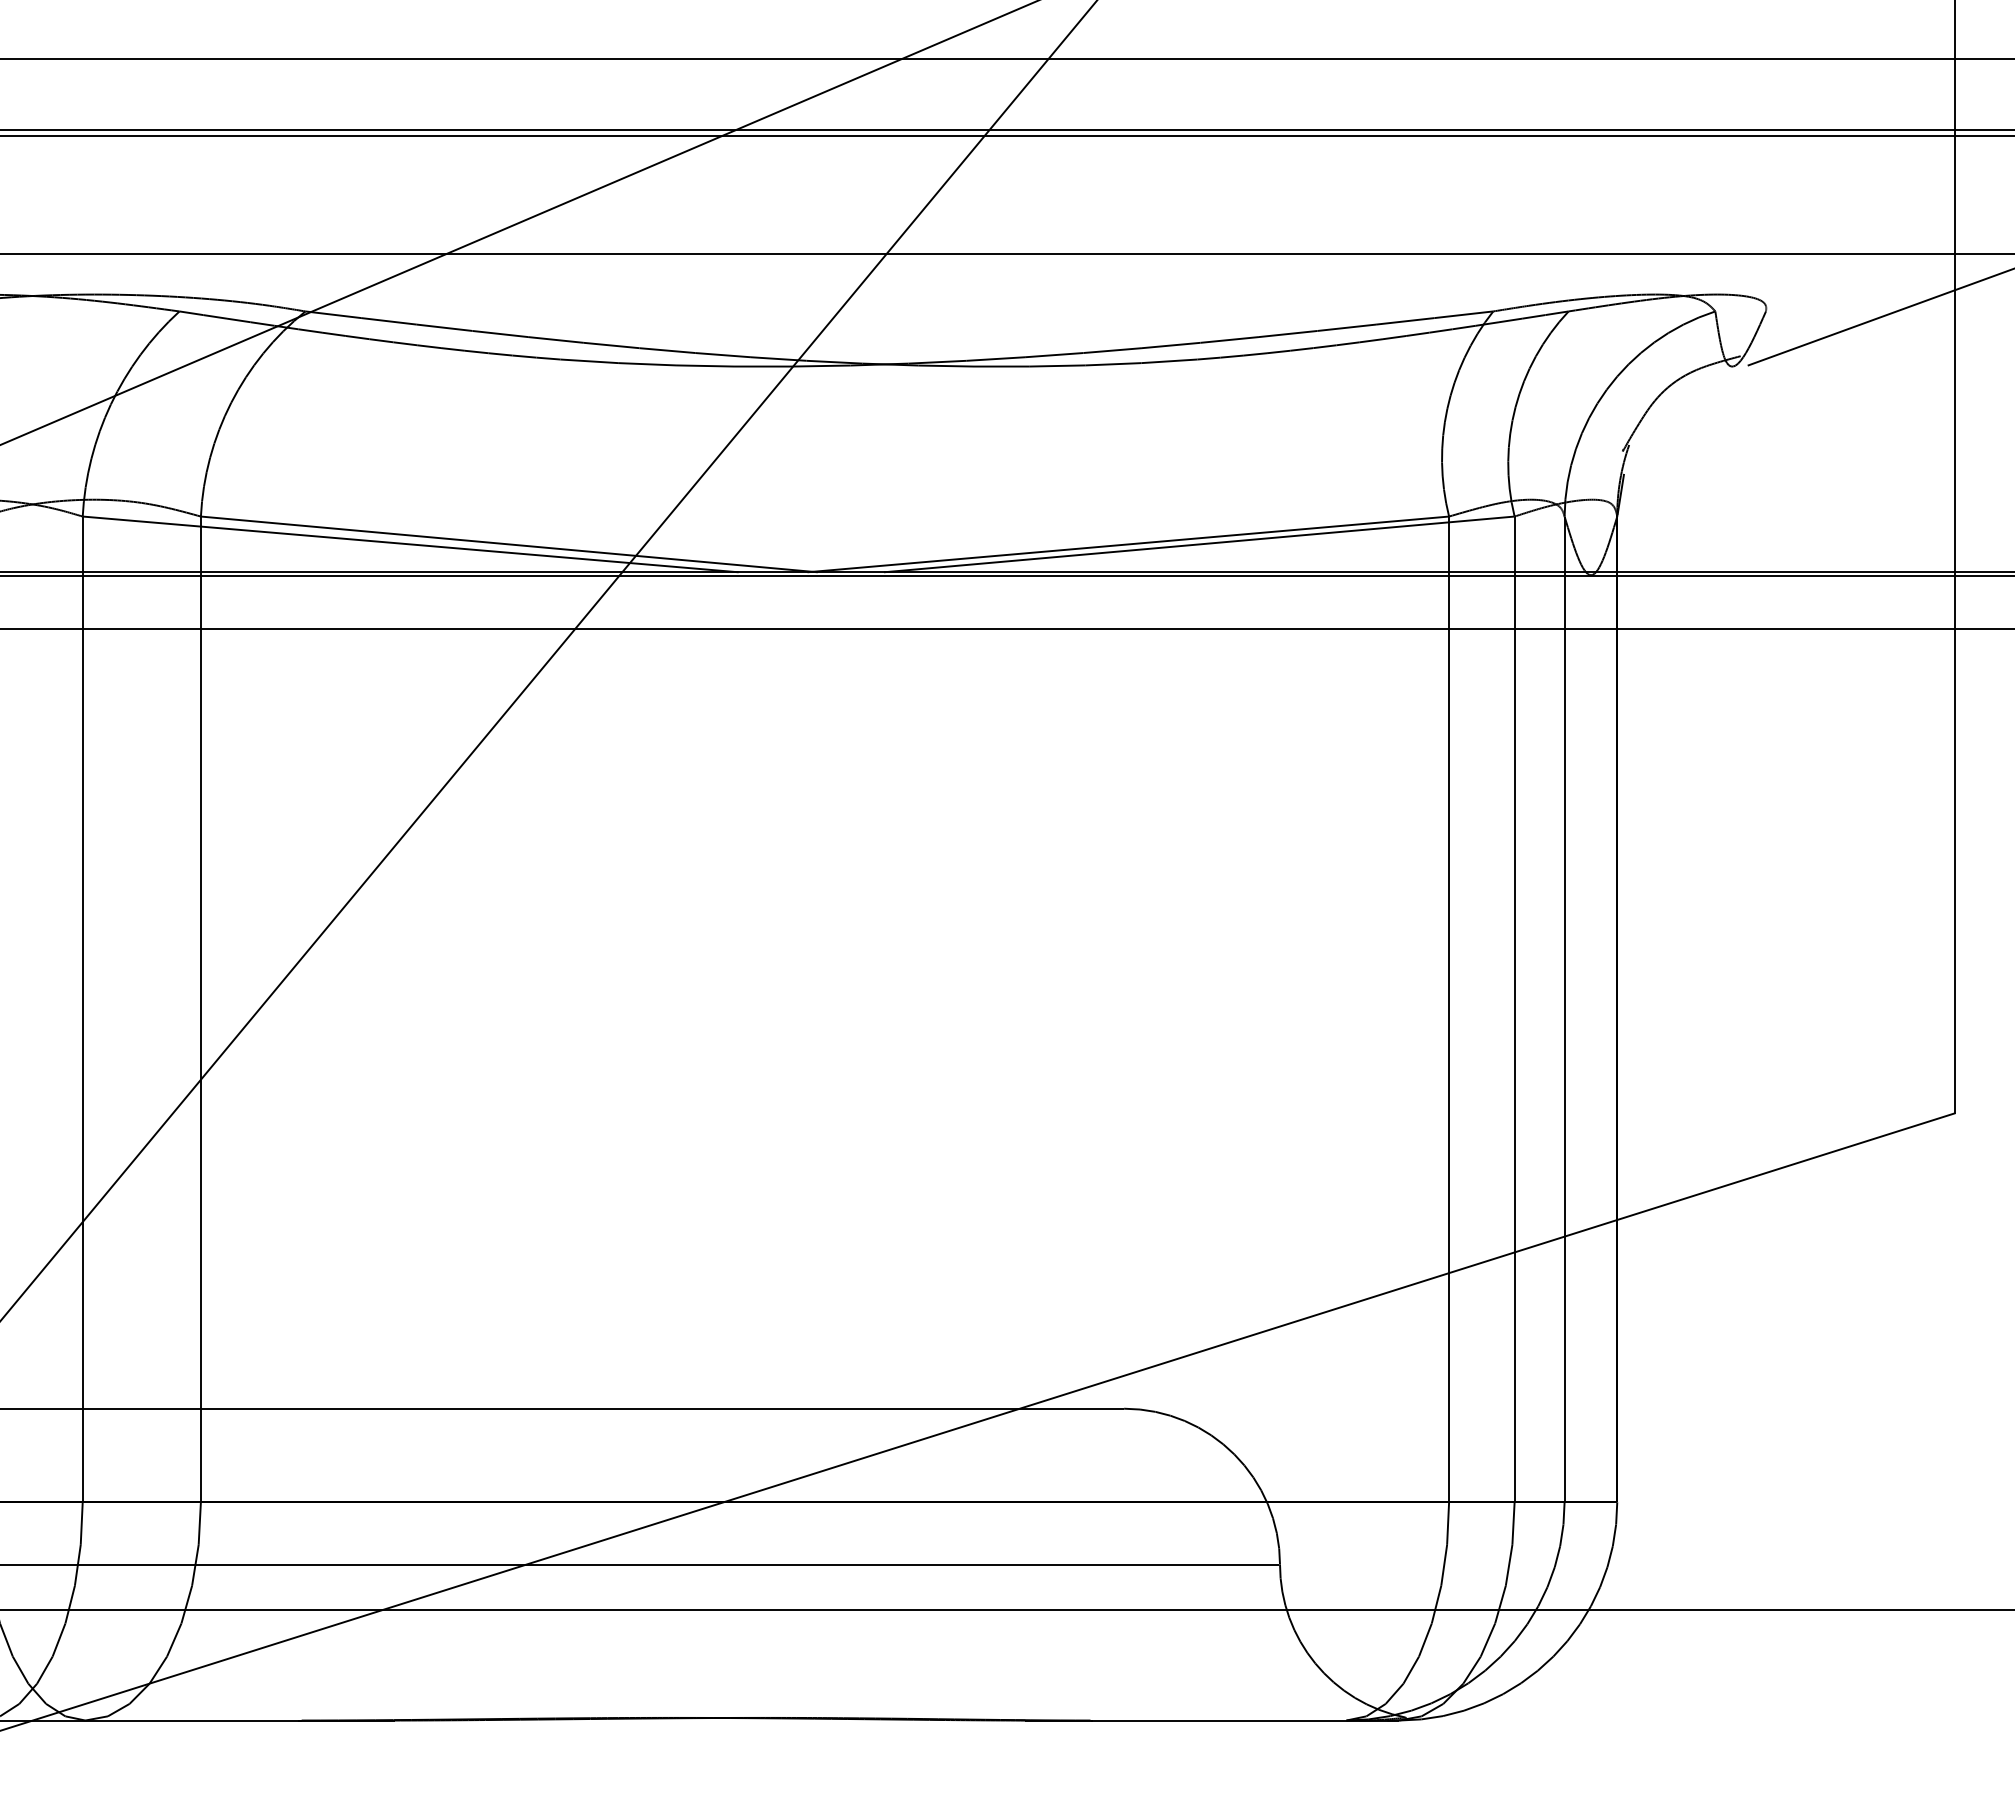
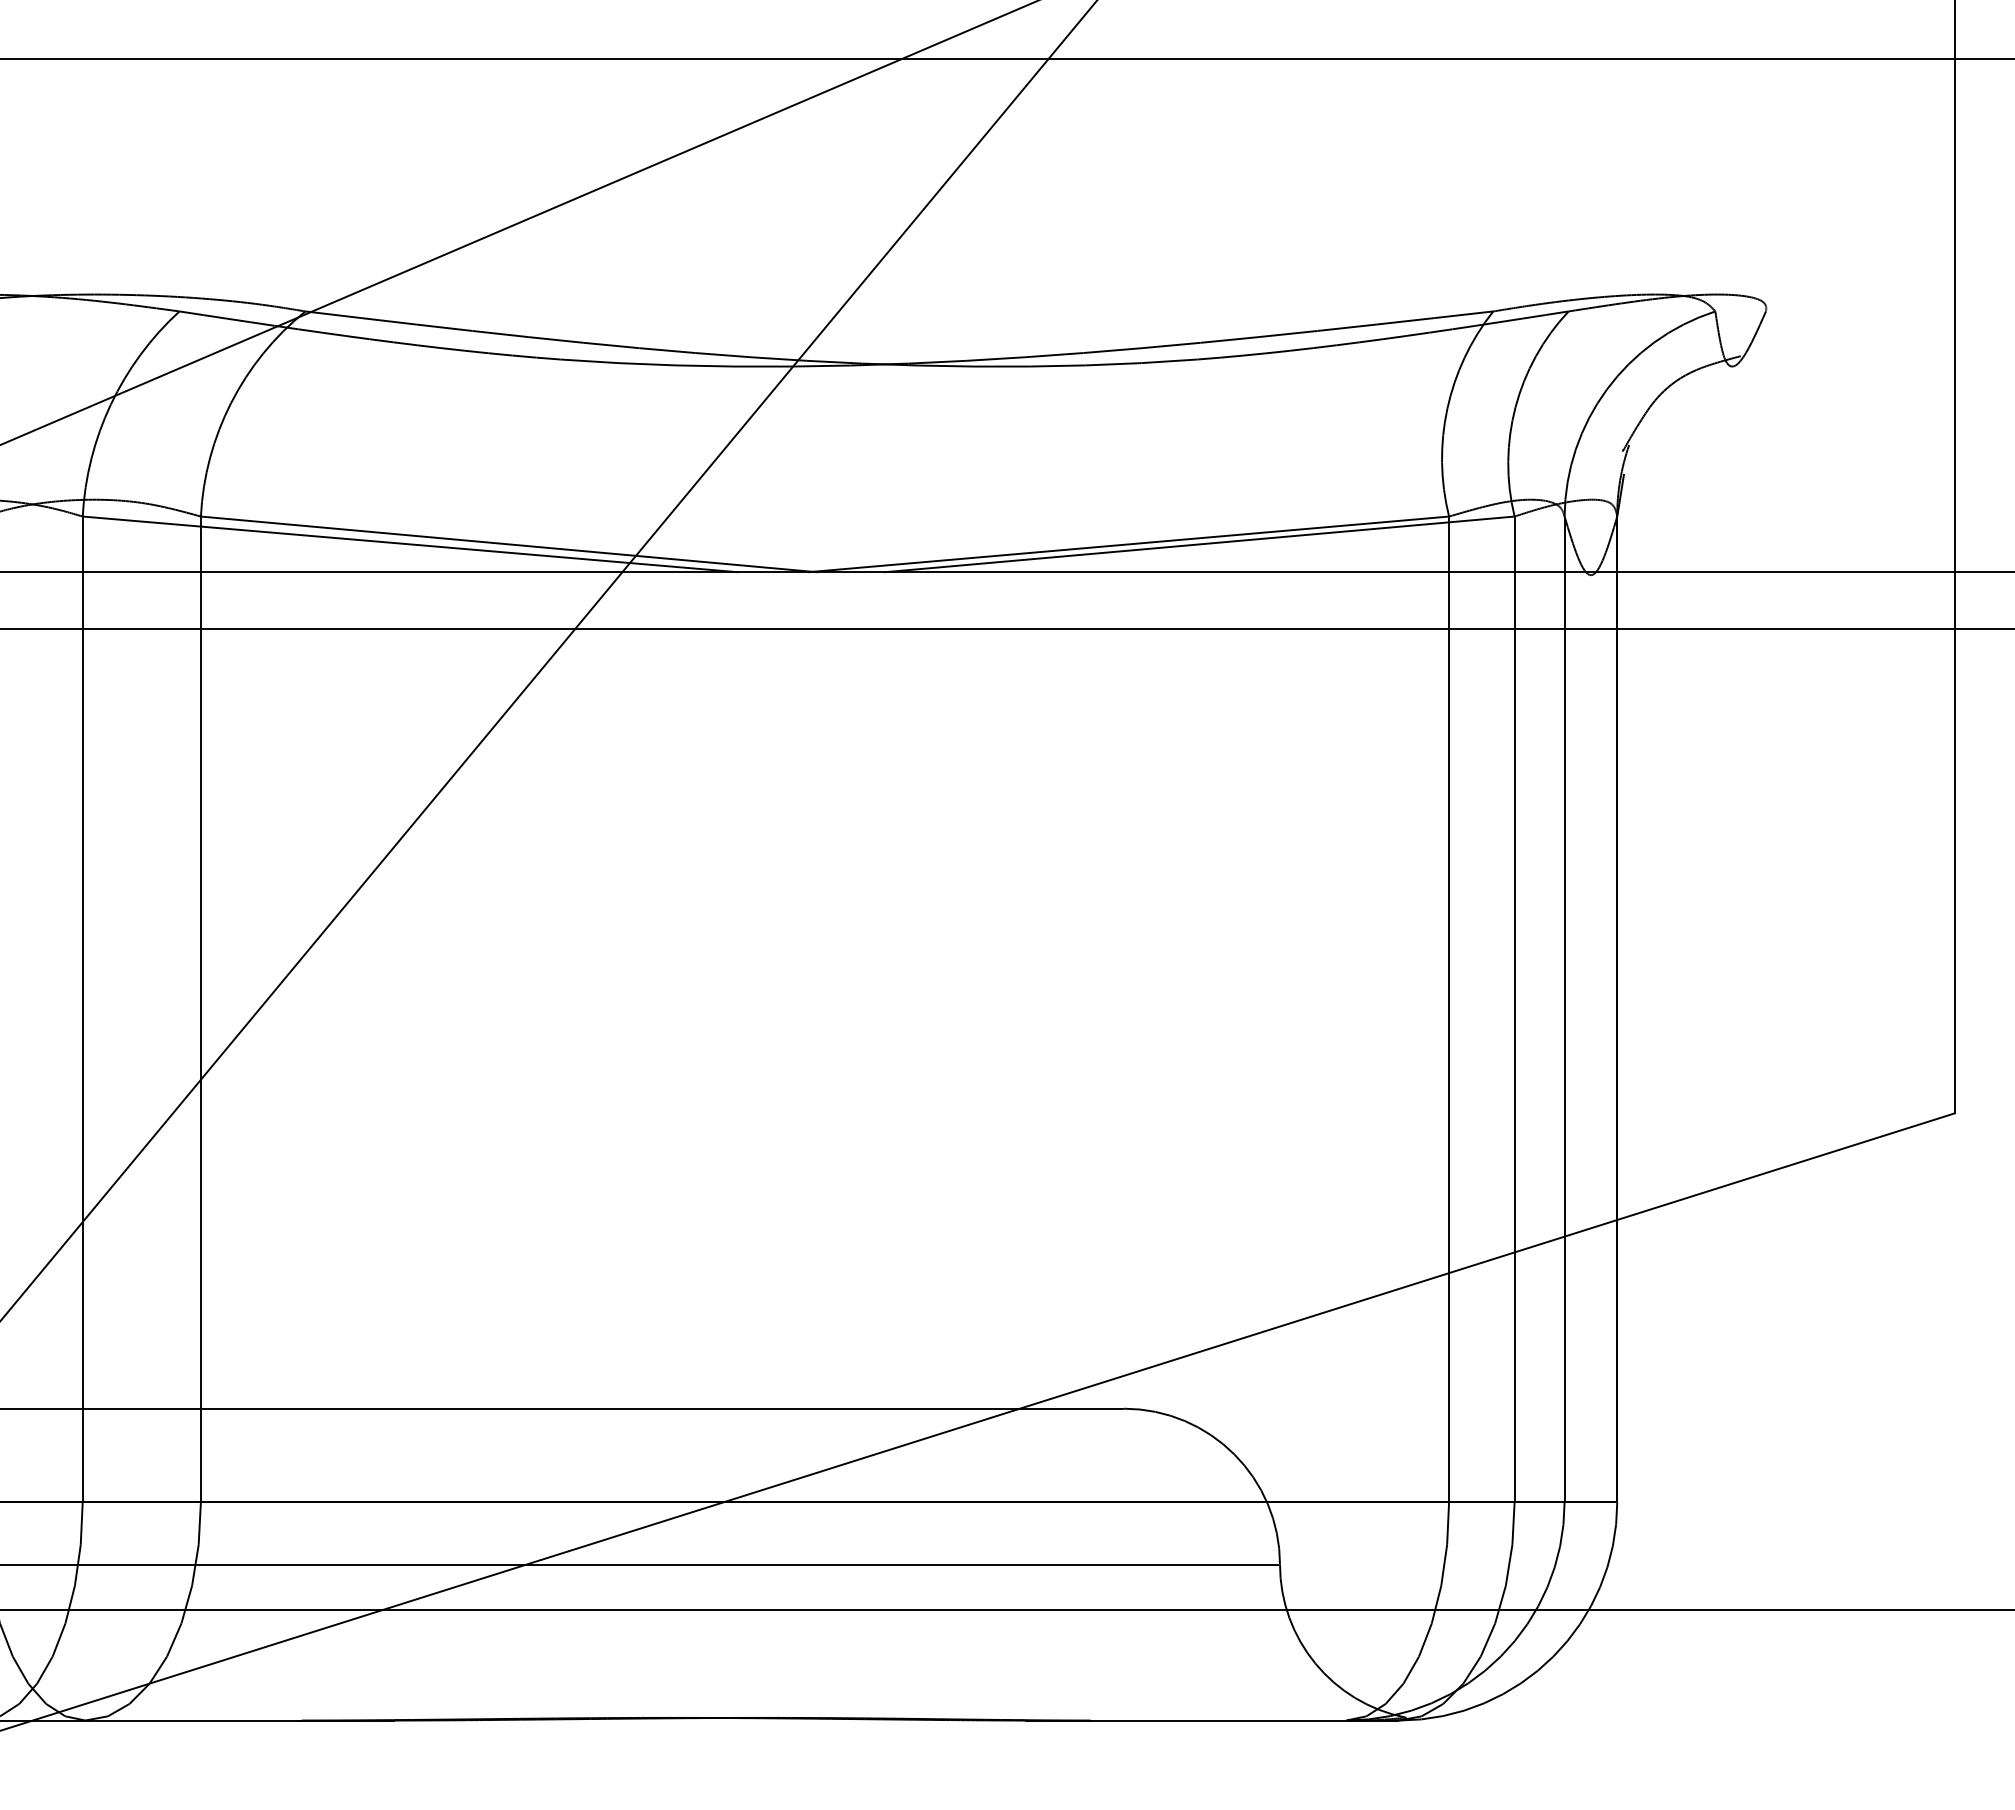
line: present -> none (1006, 130)
line: present -> none (1006, 136)
line: present -> none (1006, 253)
line: present -> none (1879, 317)
line: present -> none (1006, 575)
